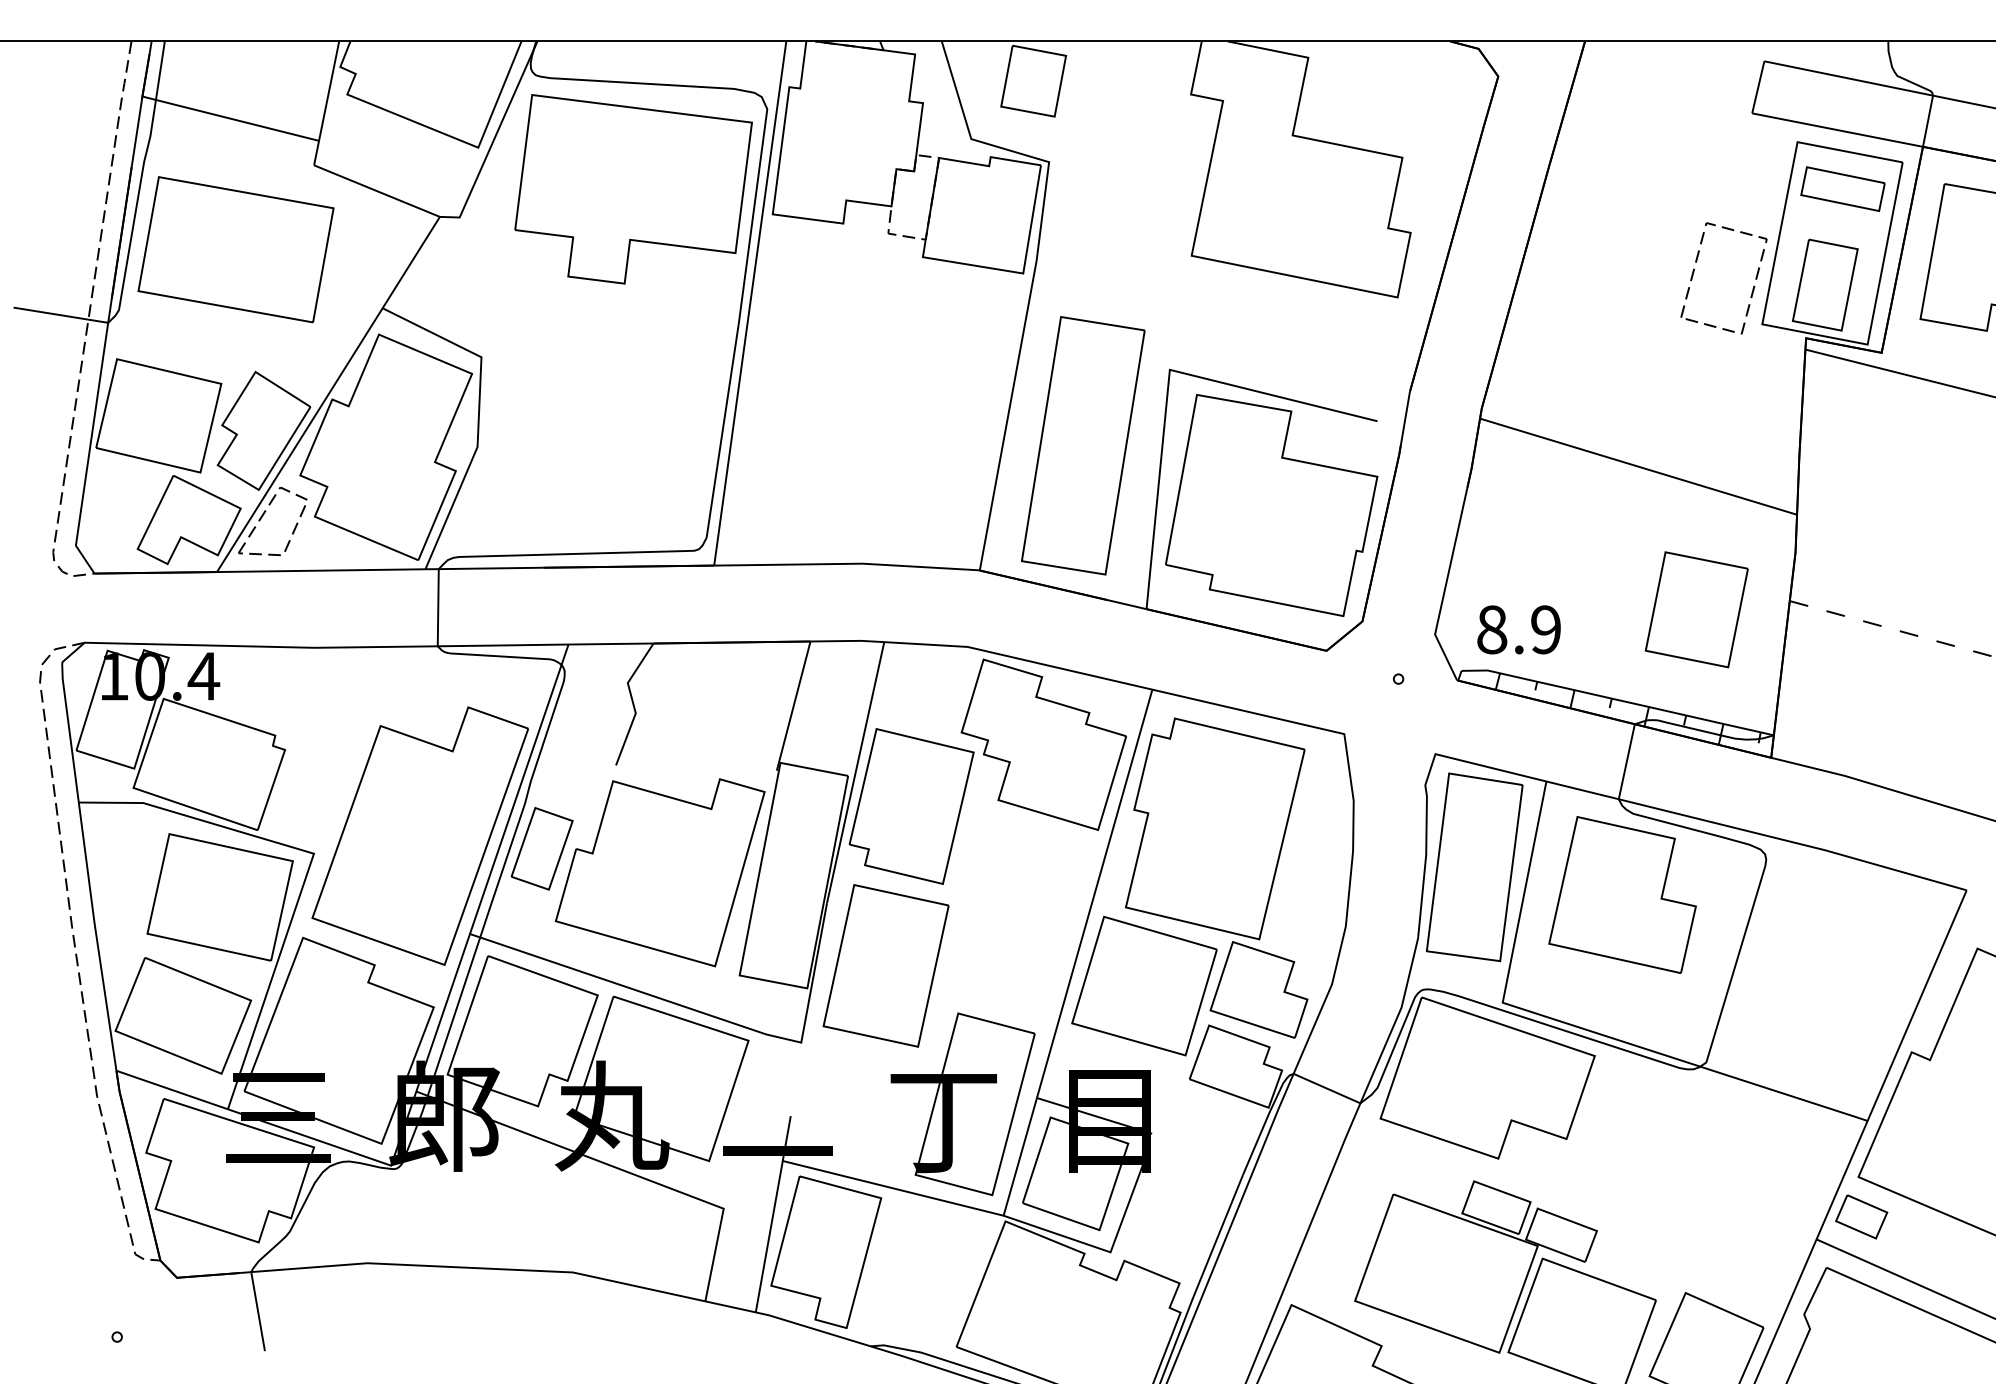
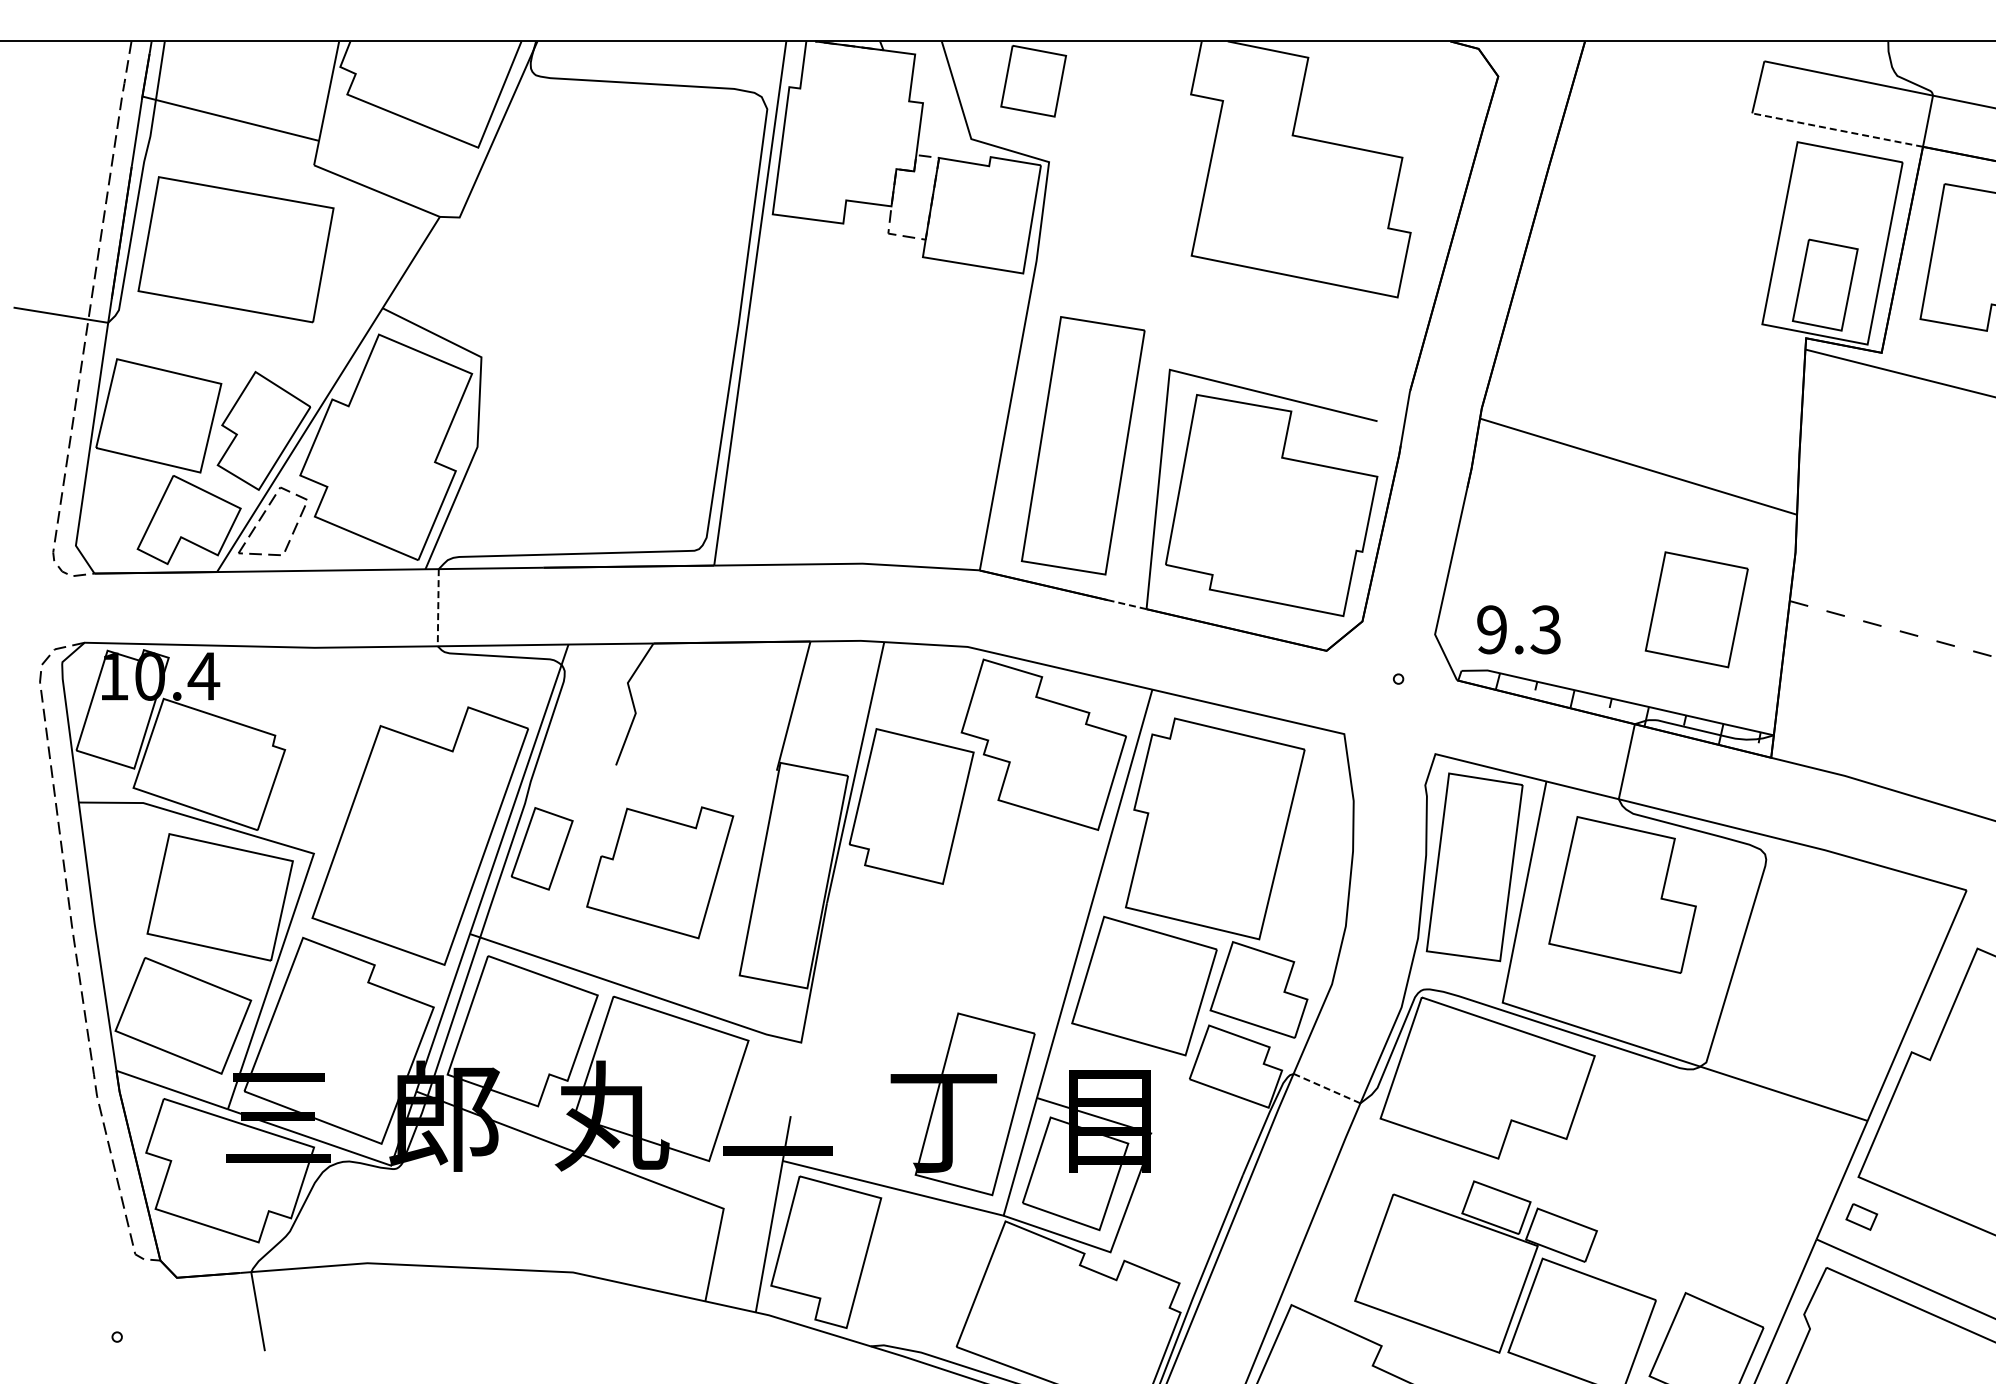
line: solid -> dashed (1837, 130)
part: present -> none (1842, 188)
part: present -> none (633, 189)
part: present -> none (1694, 272)
line: solid -> dashed (1127, 604)
line: solid -> dashed (438, 607)
text: 8.9 -> 9.3 (1518, 629)
part size: 212x190 px -> 149x134 px (660, 872)
part: present -> none (885, 965)
line: solid -> dashed (1326, 1088)
part size: 54x46 px -> 34x28 px (1861, 1216)
